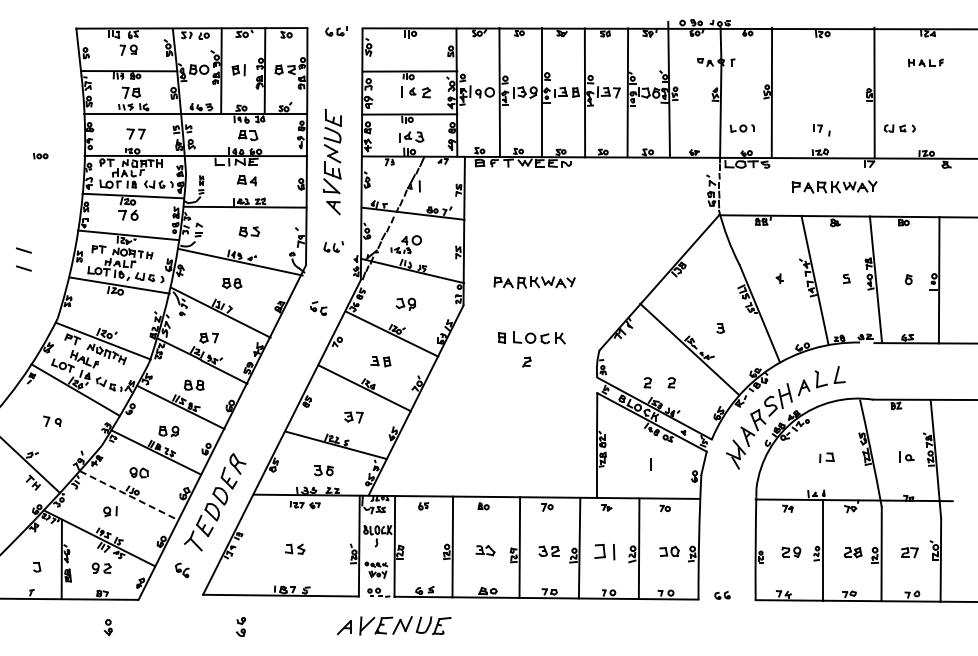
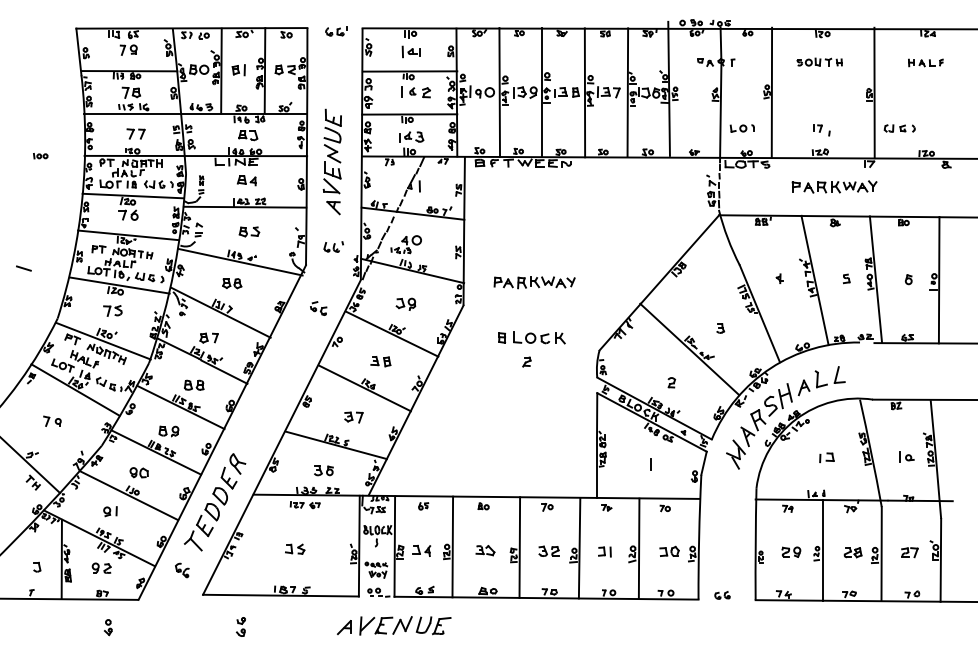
part: none -> present (410, 51)
part: none -> present (819, 61)
line: present -> none (23, 250)
part: none -> present (112, 310)
part: present -> none (647, 382)
line: dashed -> solid (129, 495)
part: none -> present (421, 550)
part size: 22x17 px -> 14x12 px (604, 551)
